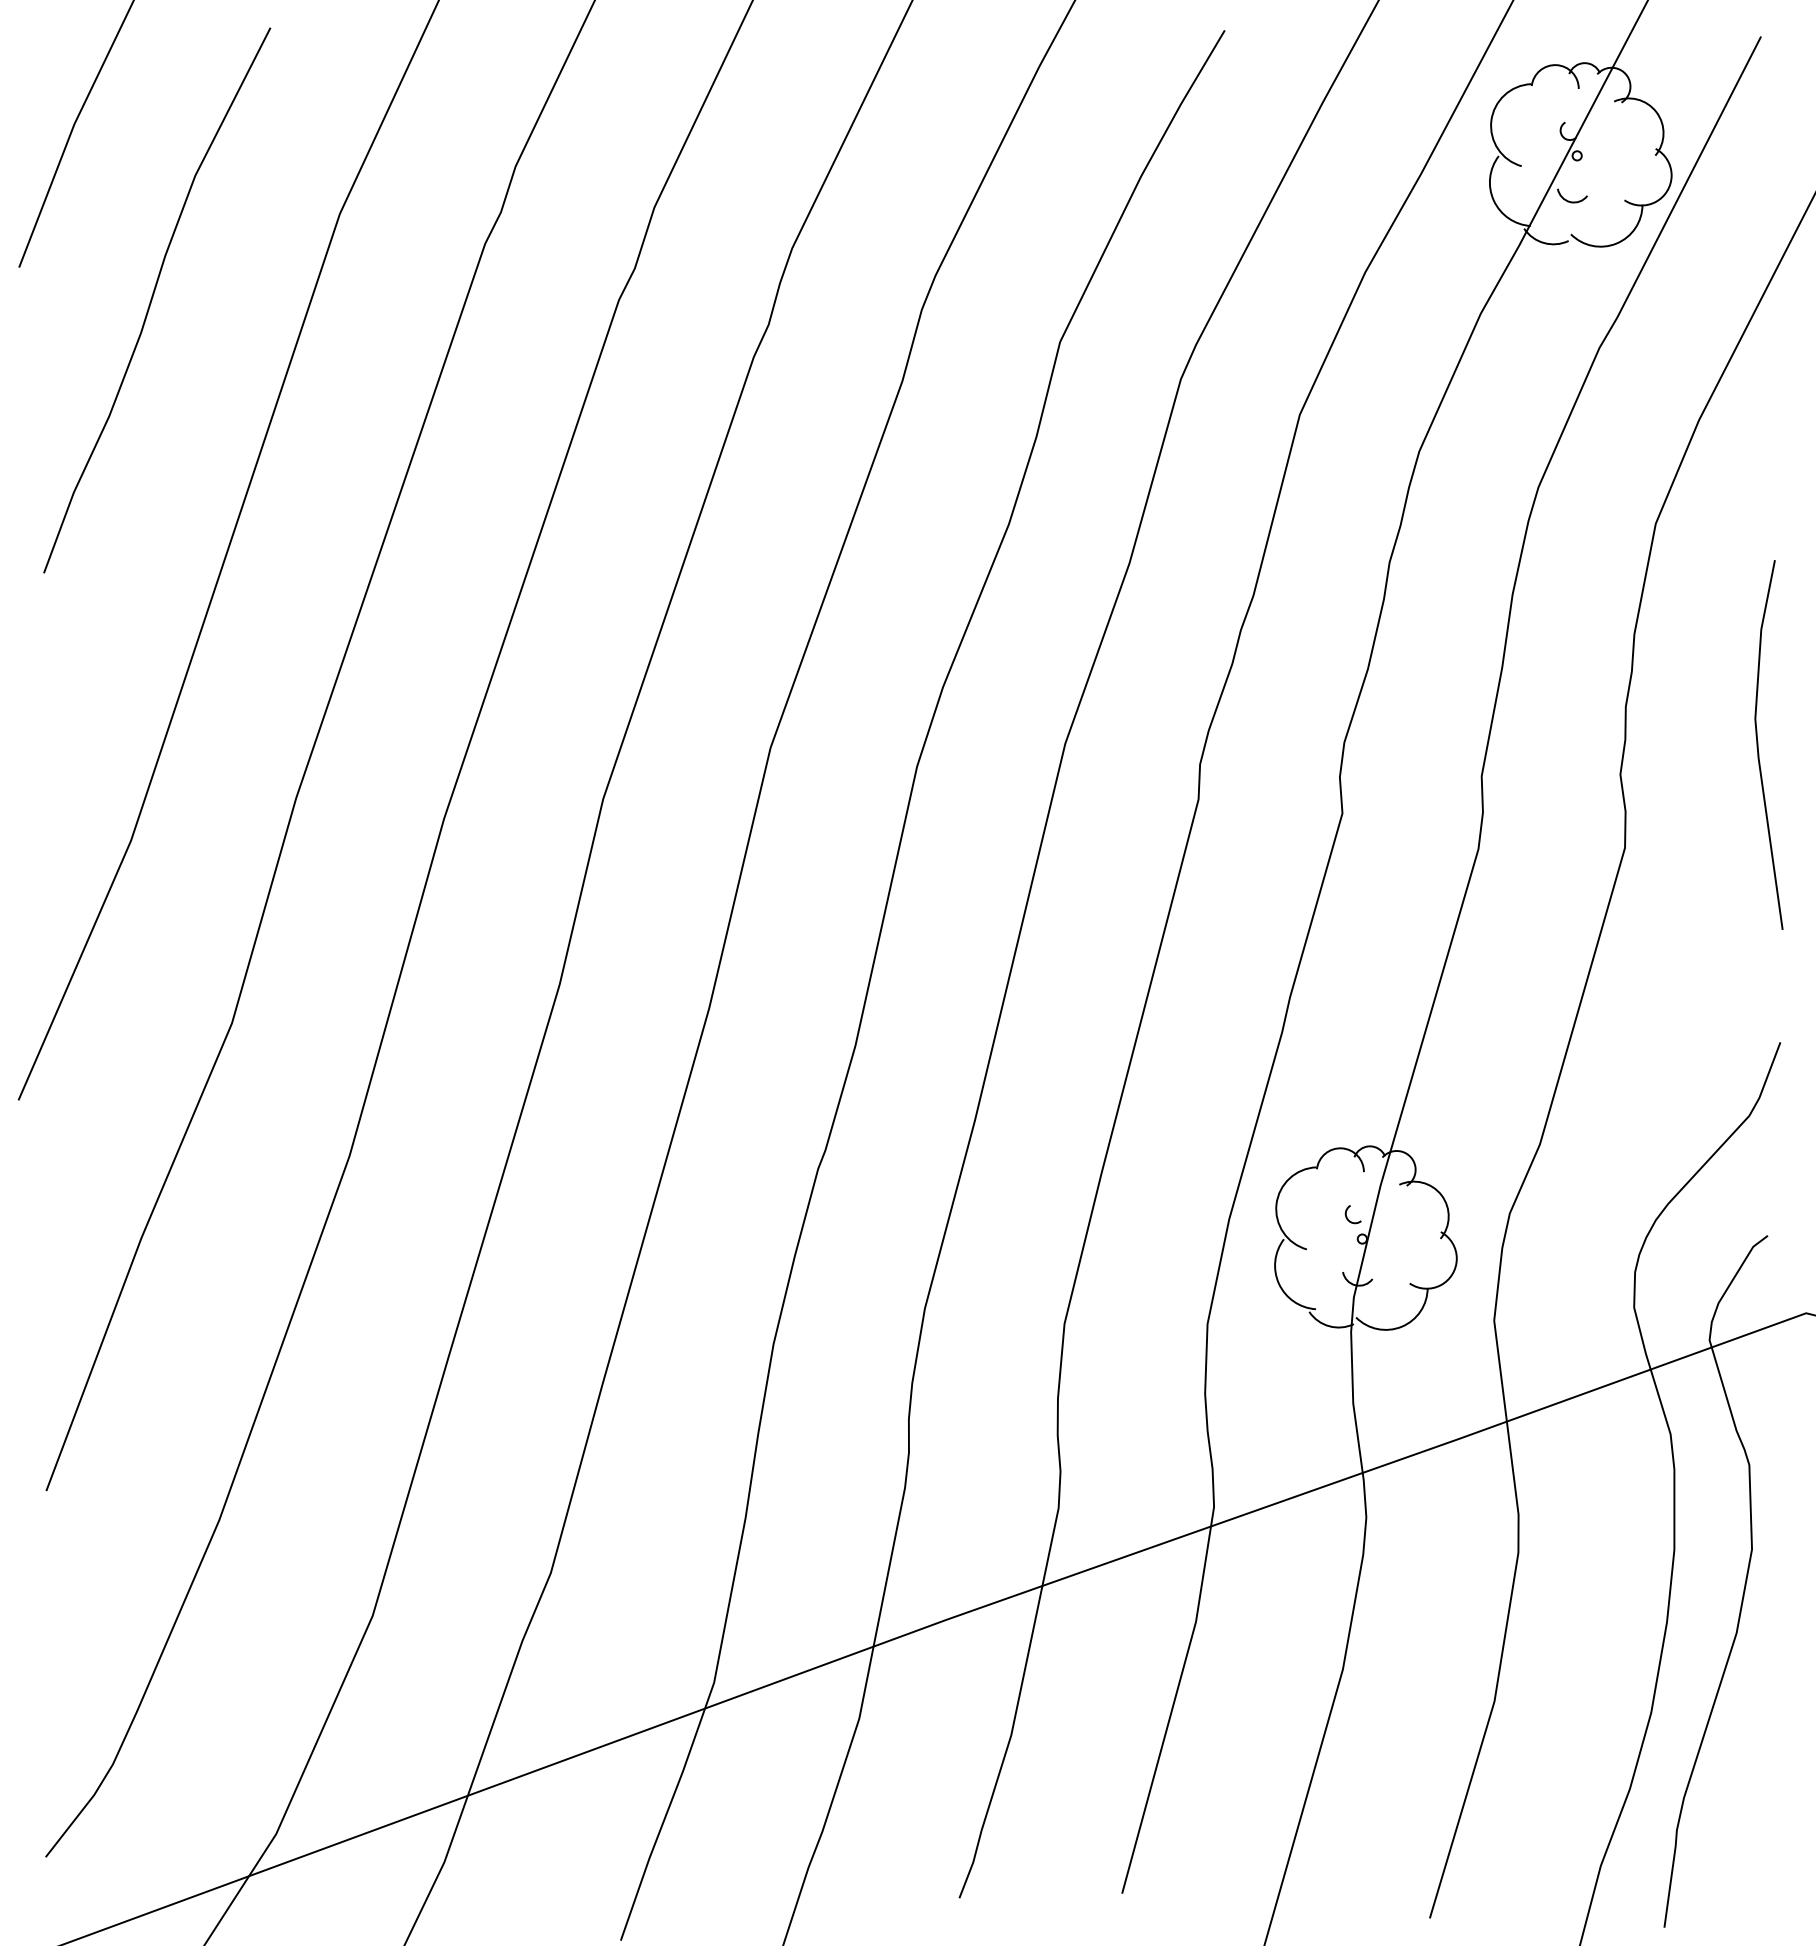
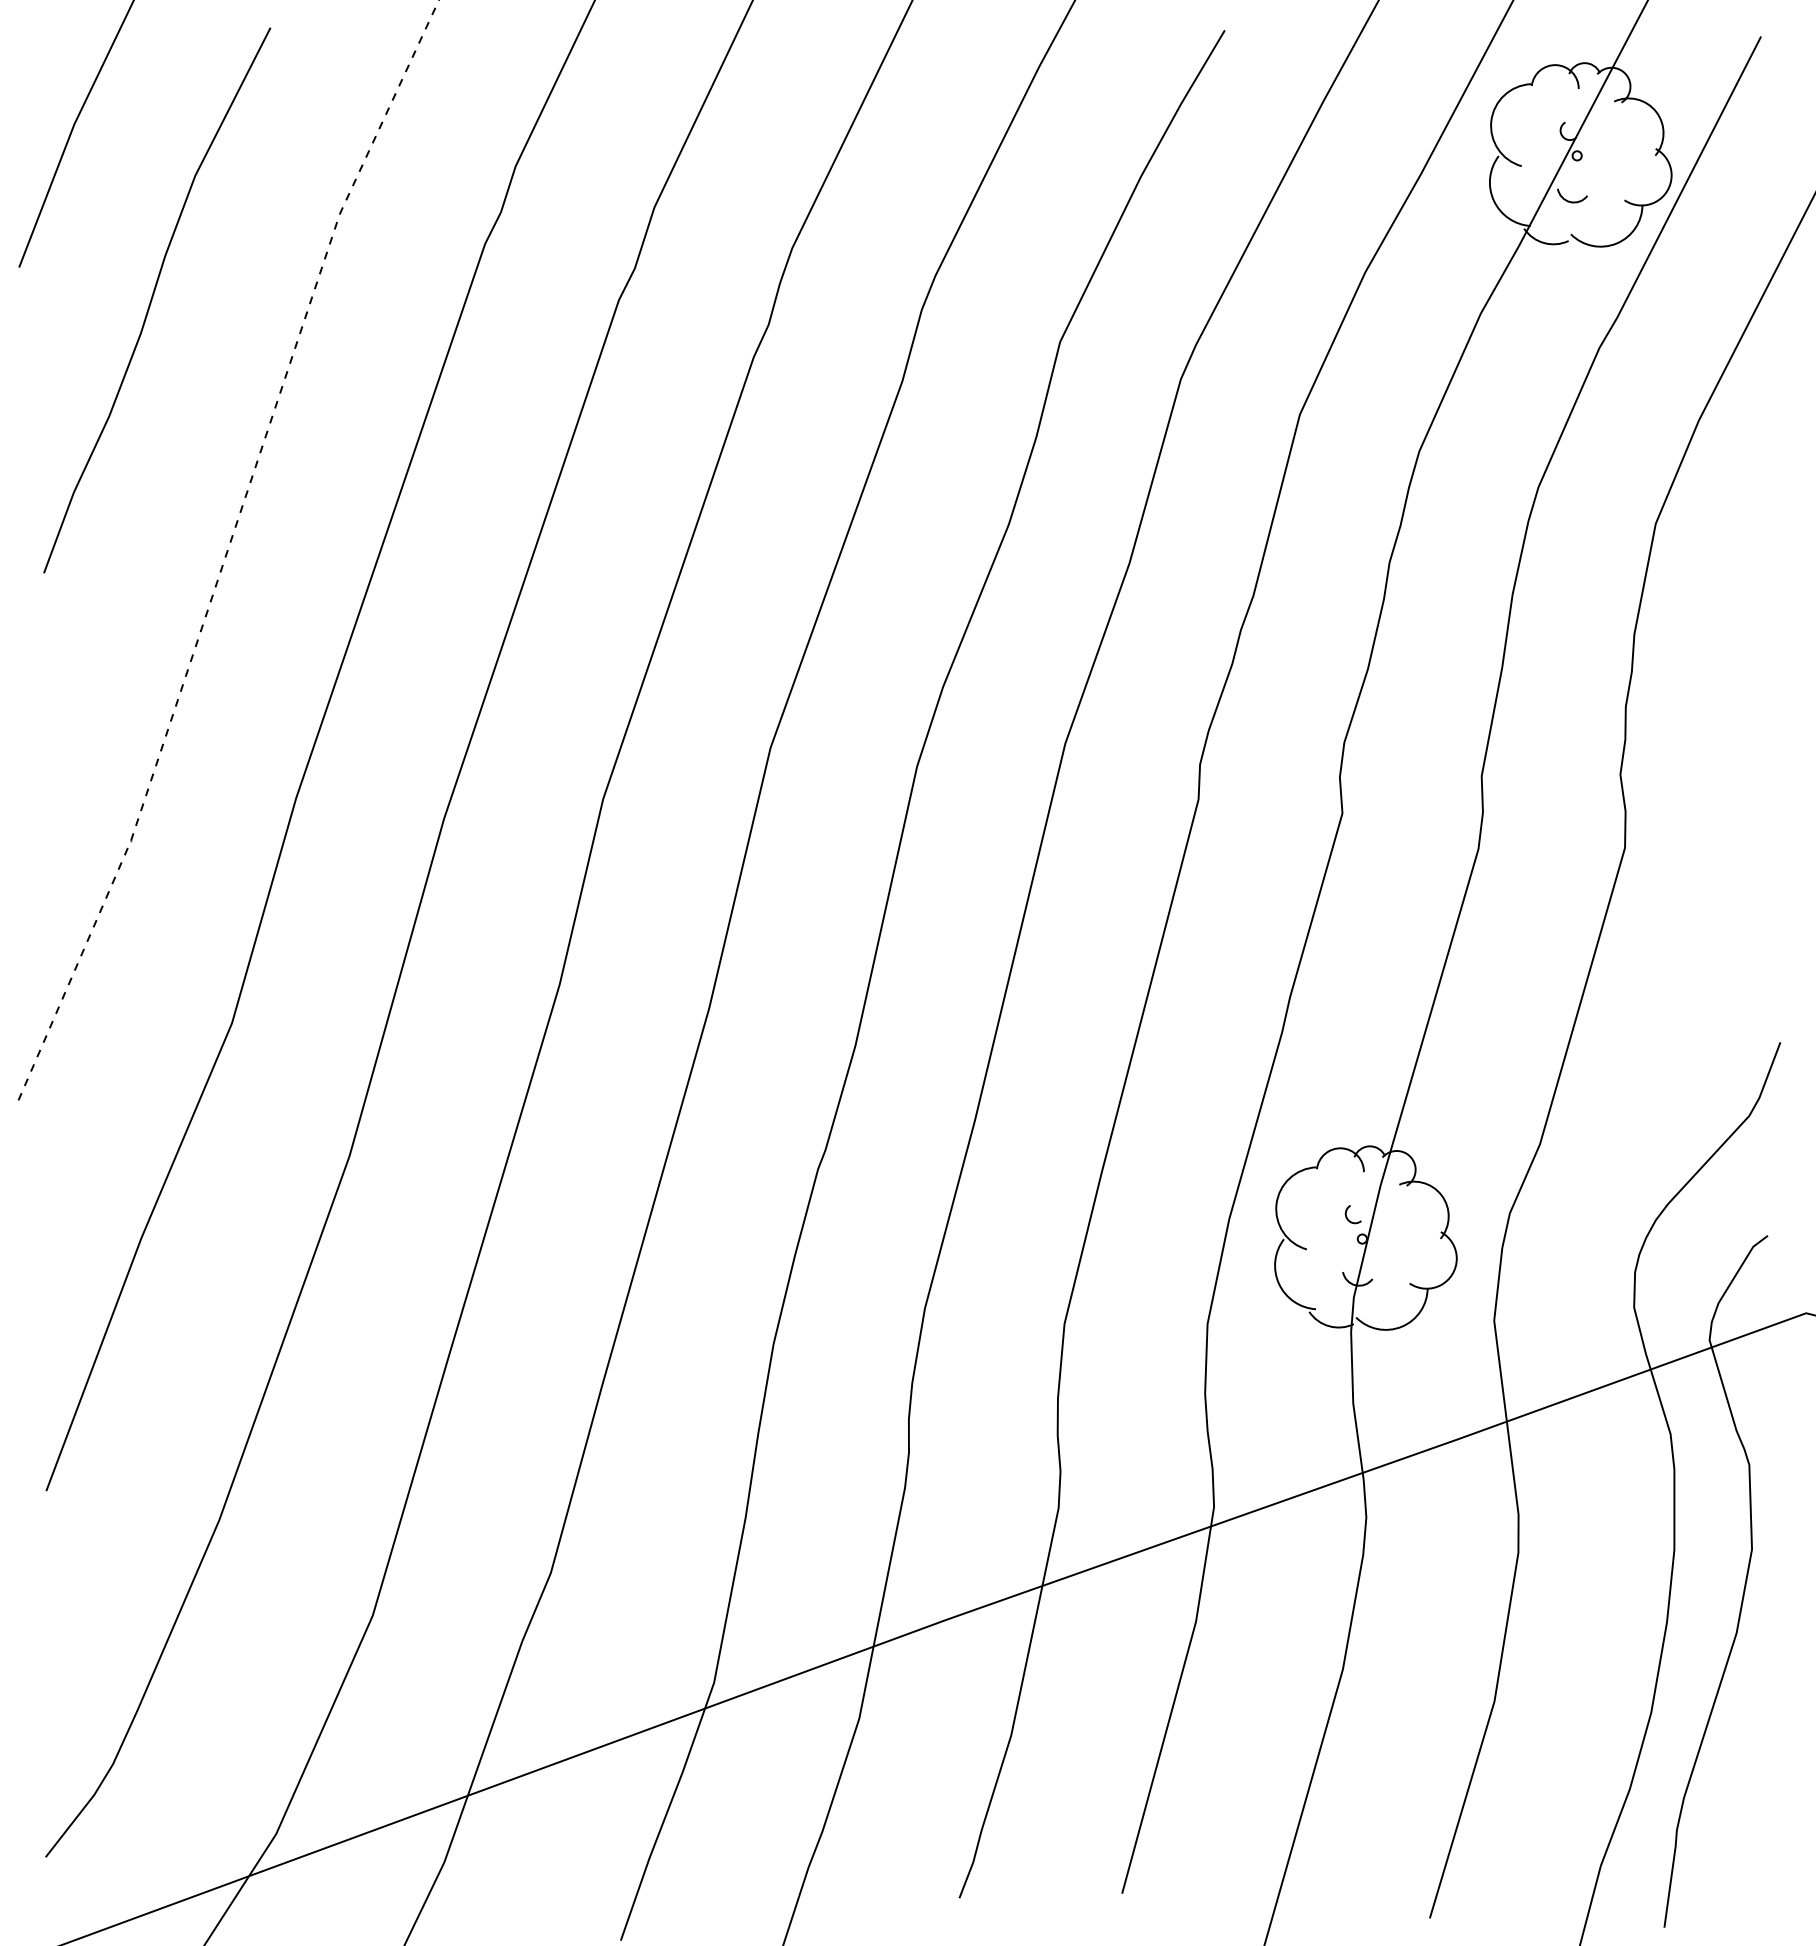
line: solid -> dashed (228, 549)
line: present -> none (1758, 744)
